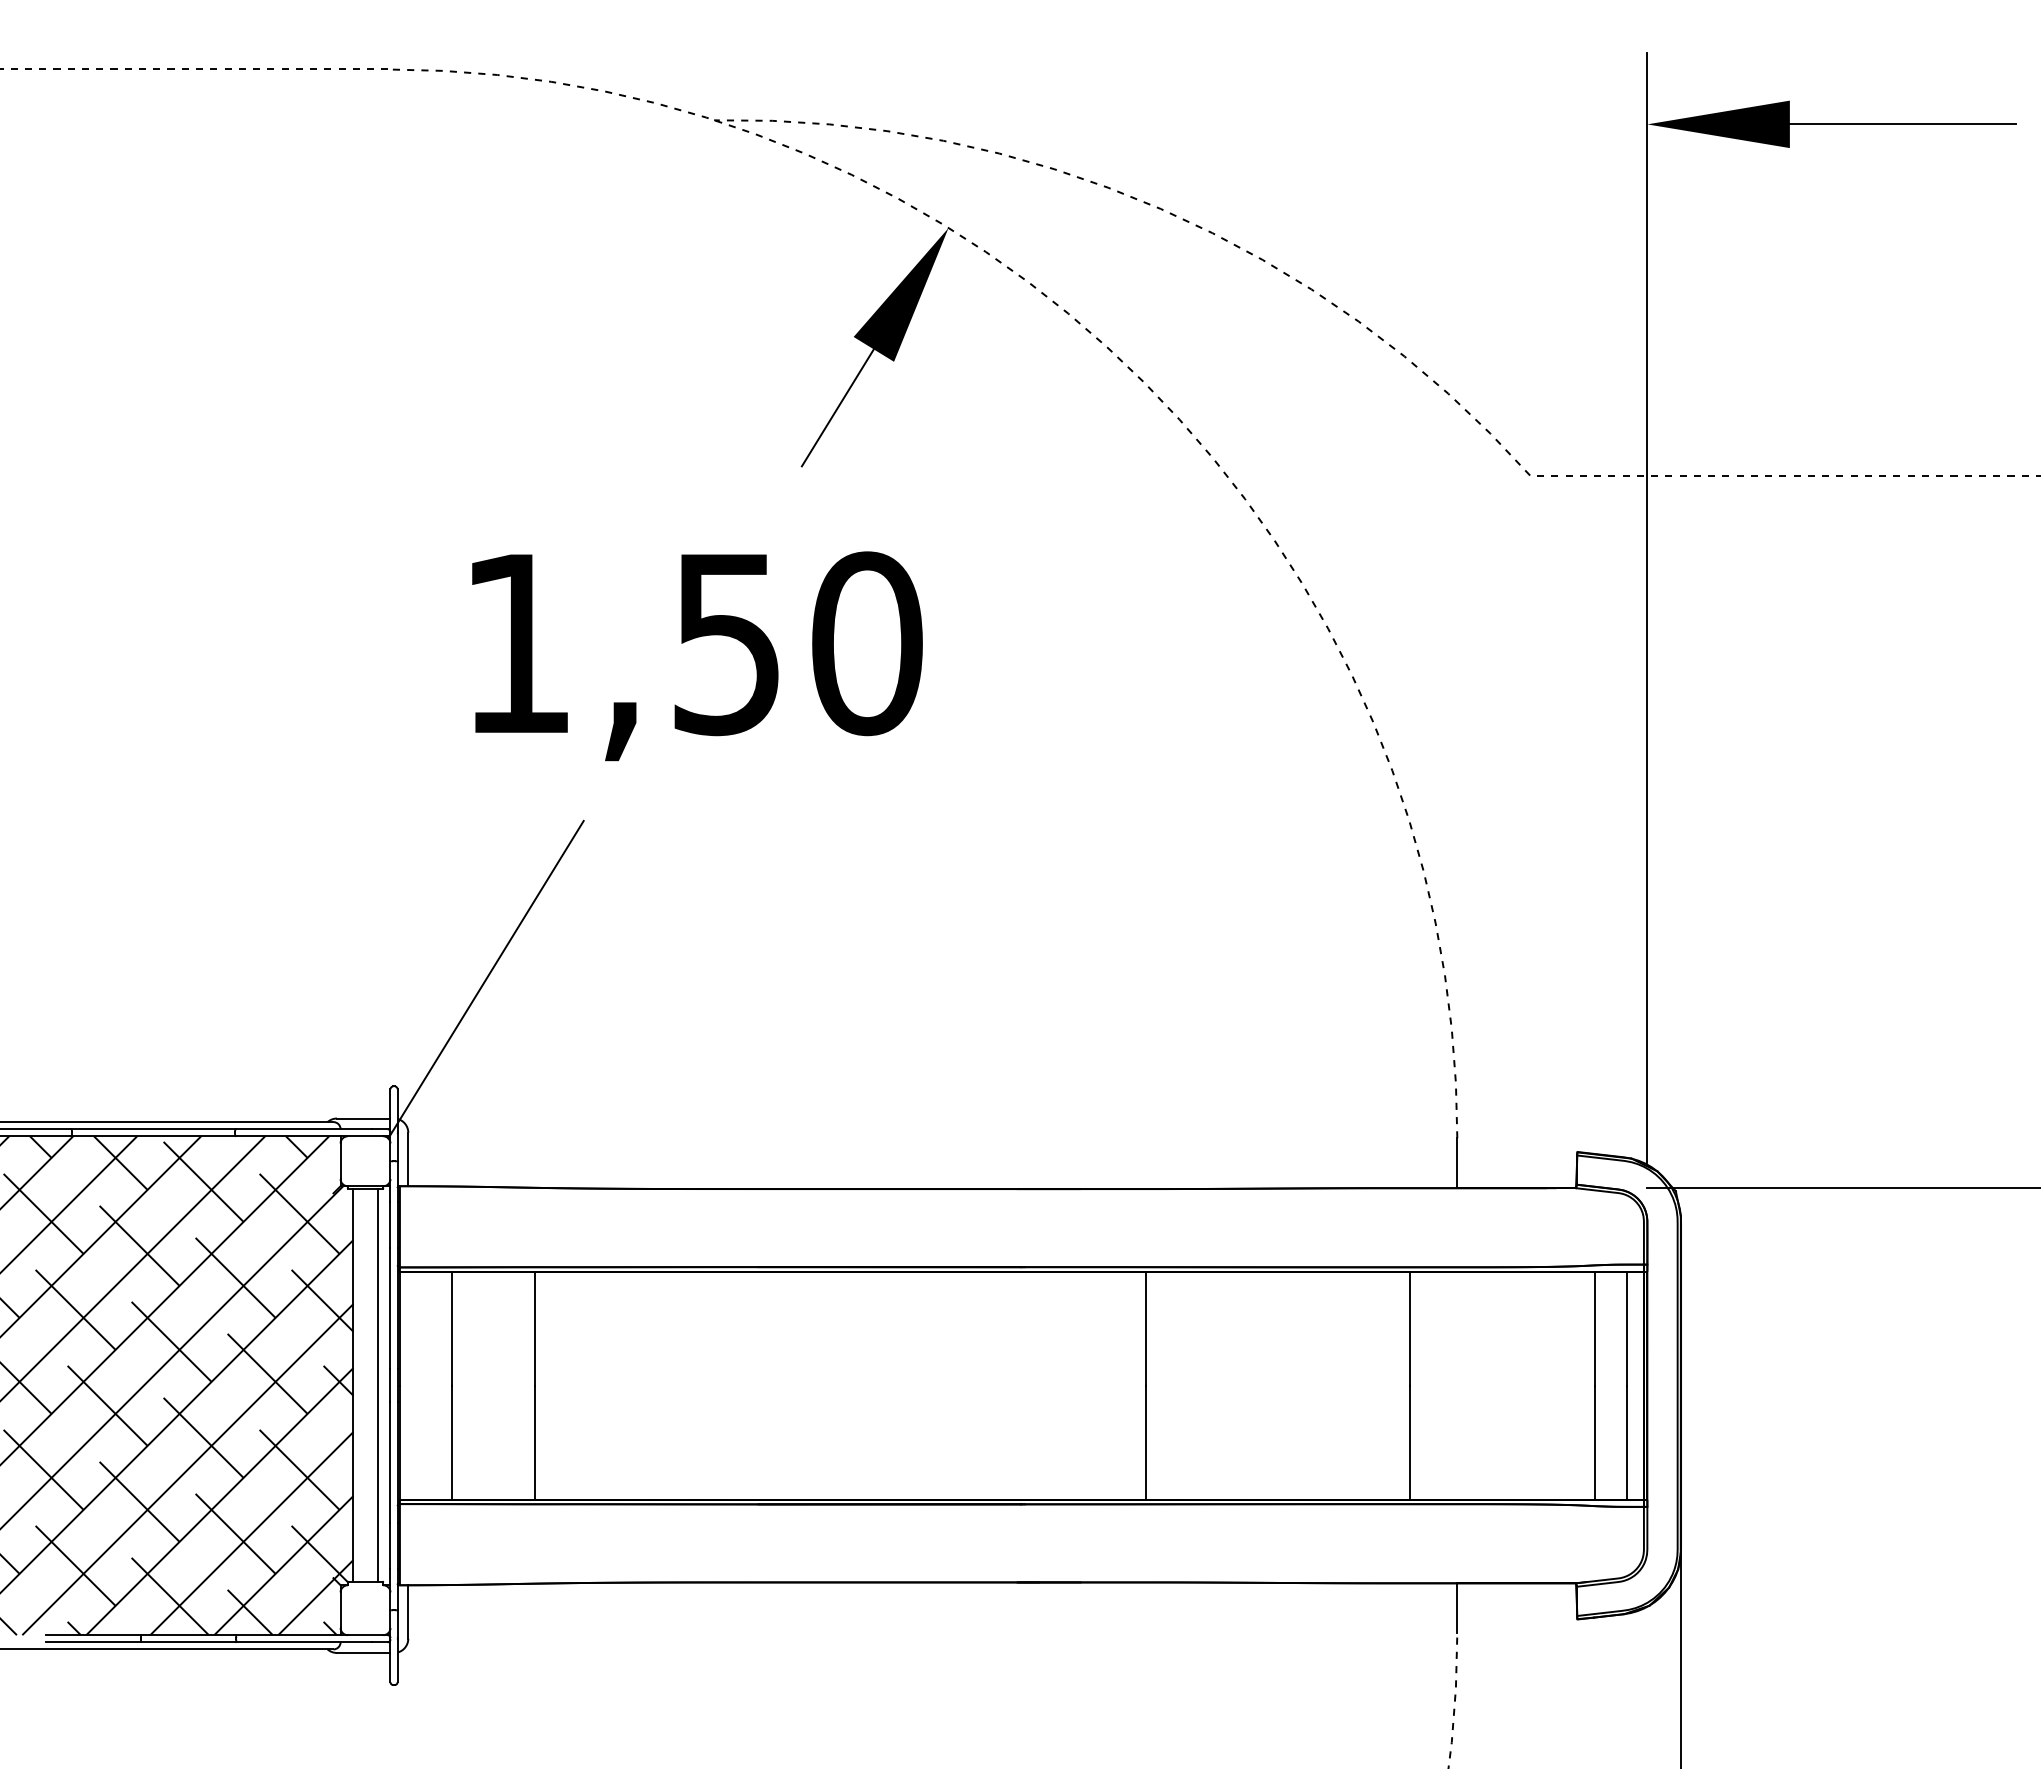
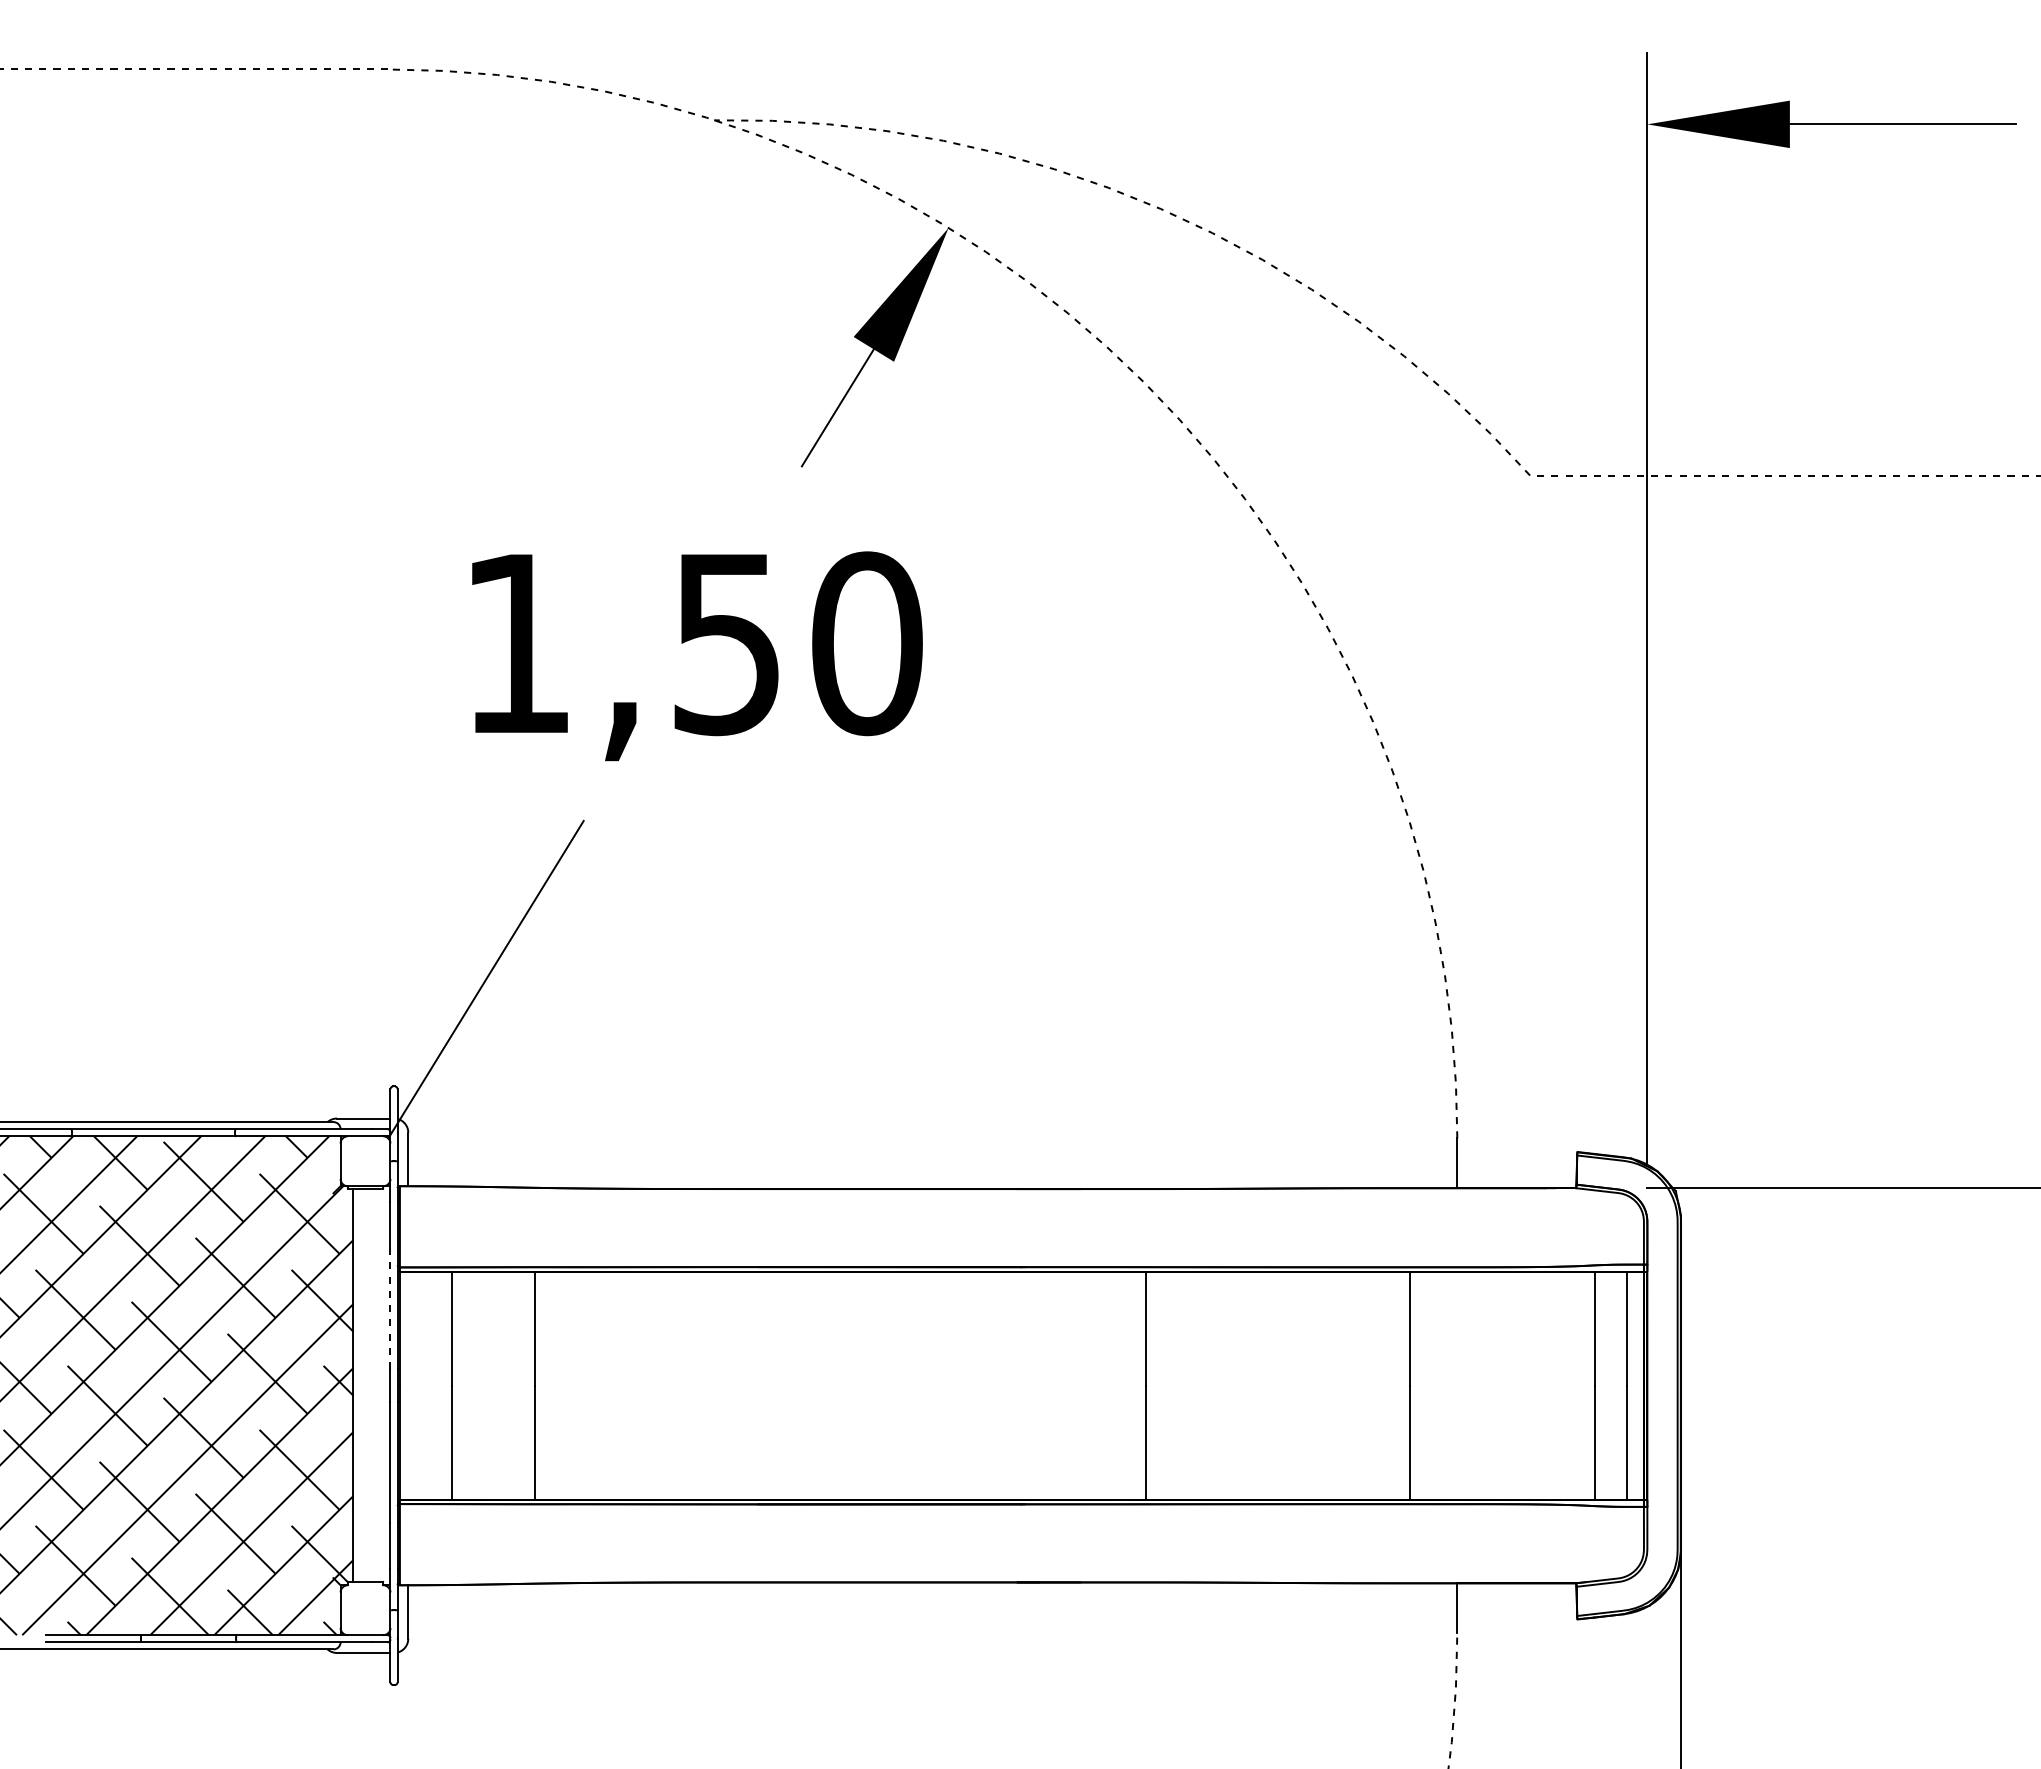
line: solid -> dashed (390, 1308)
line: present -> none (377, 1385)
